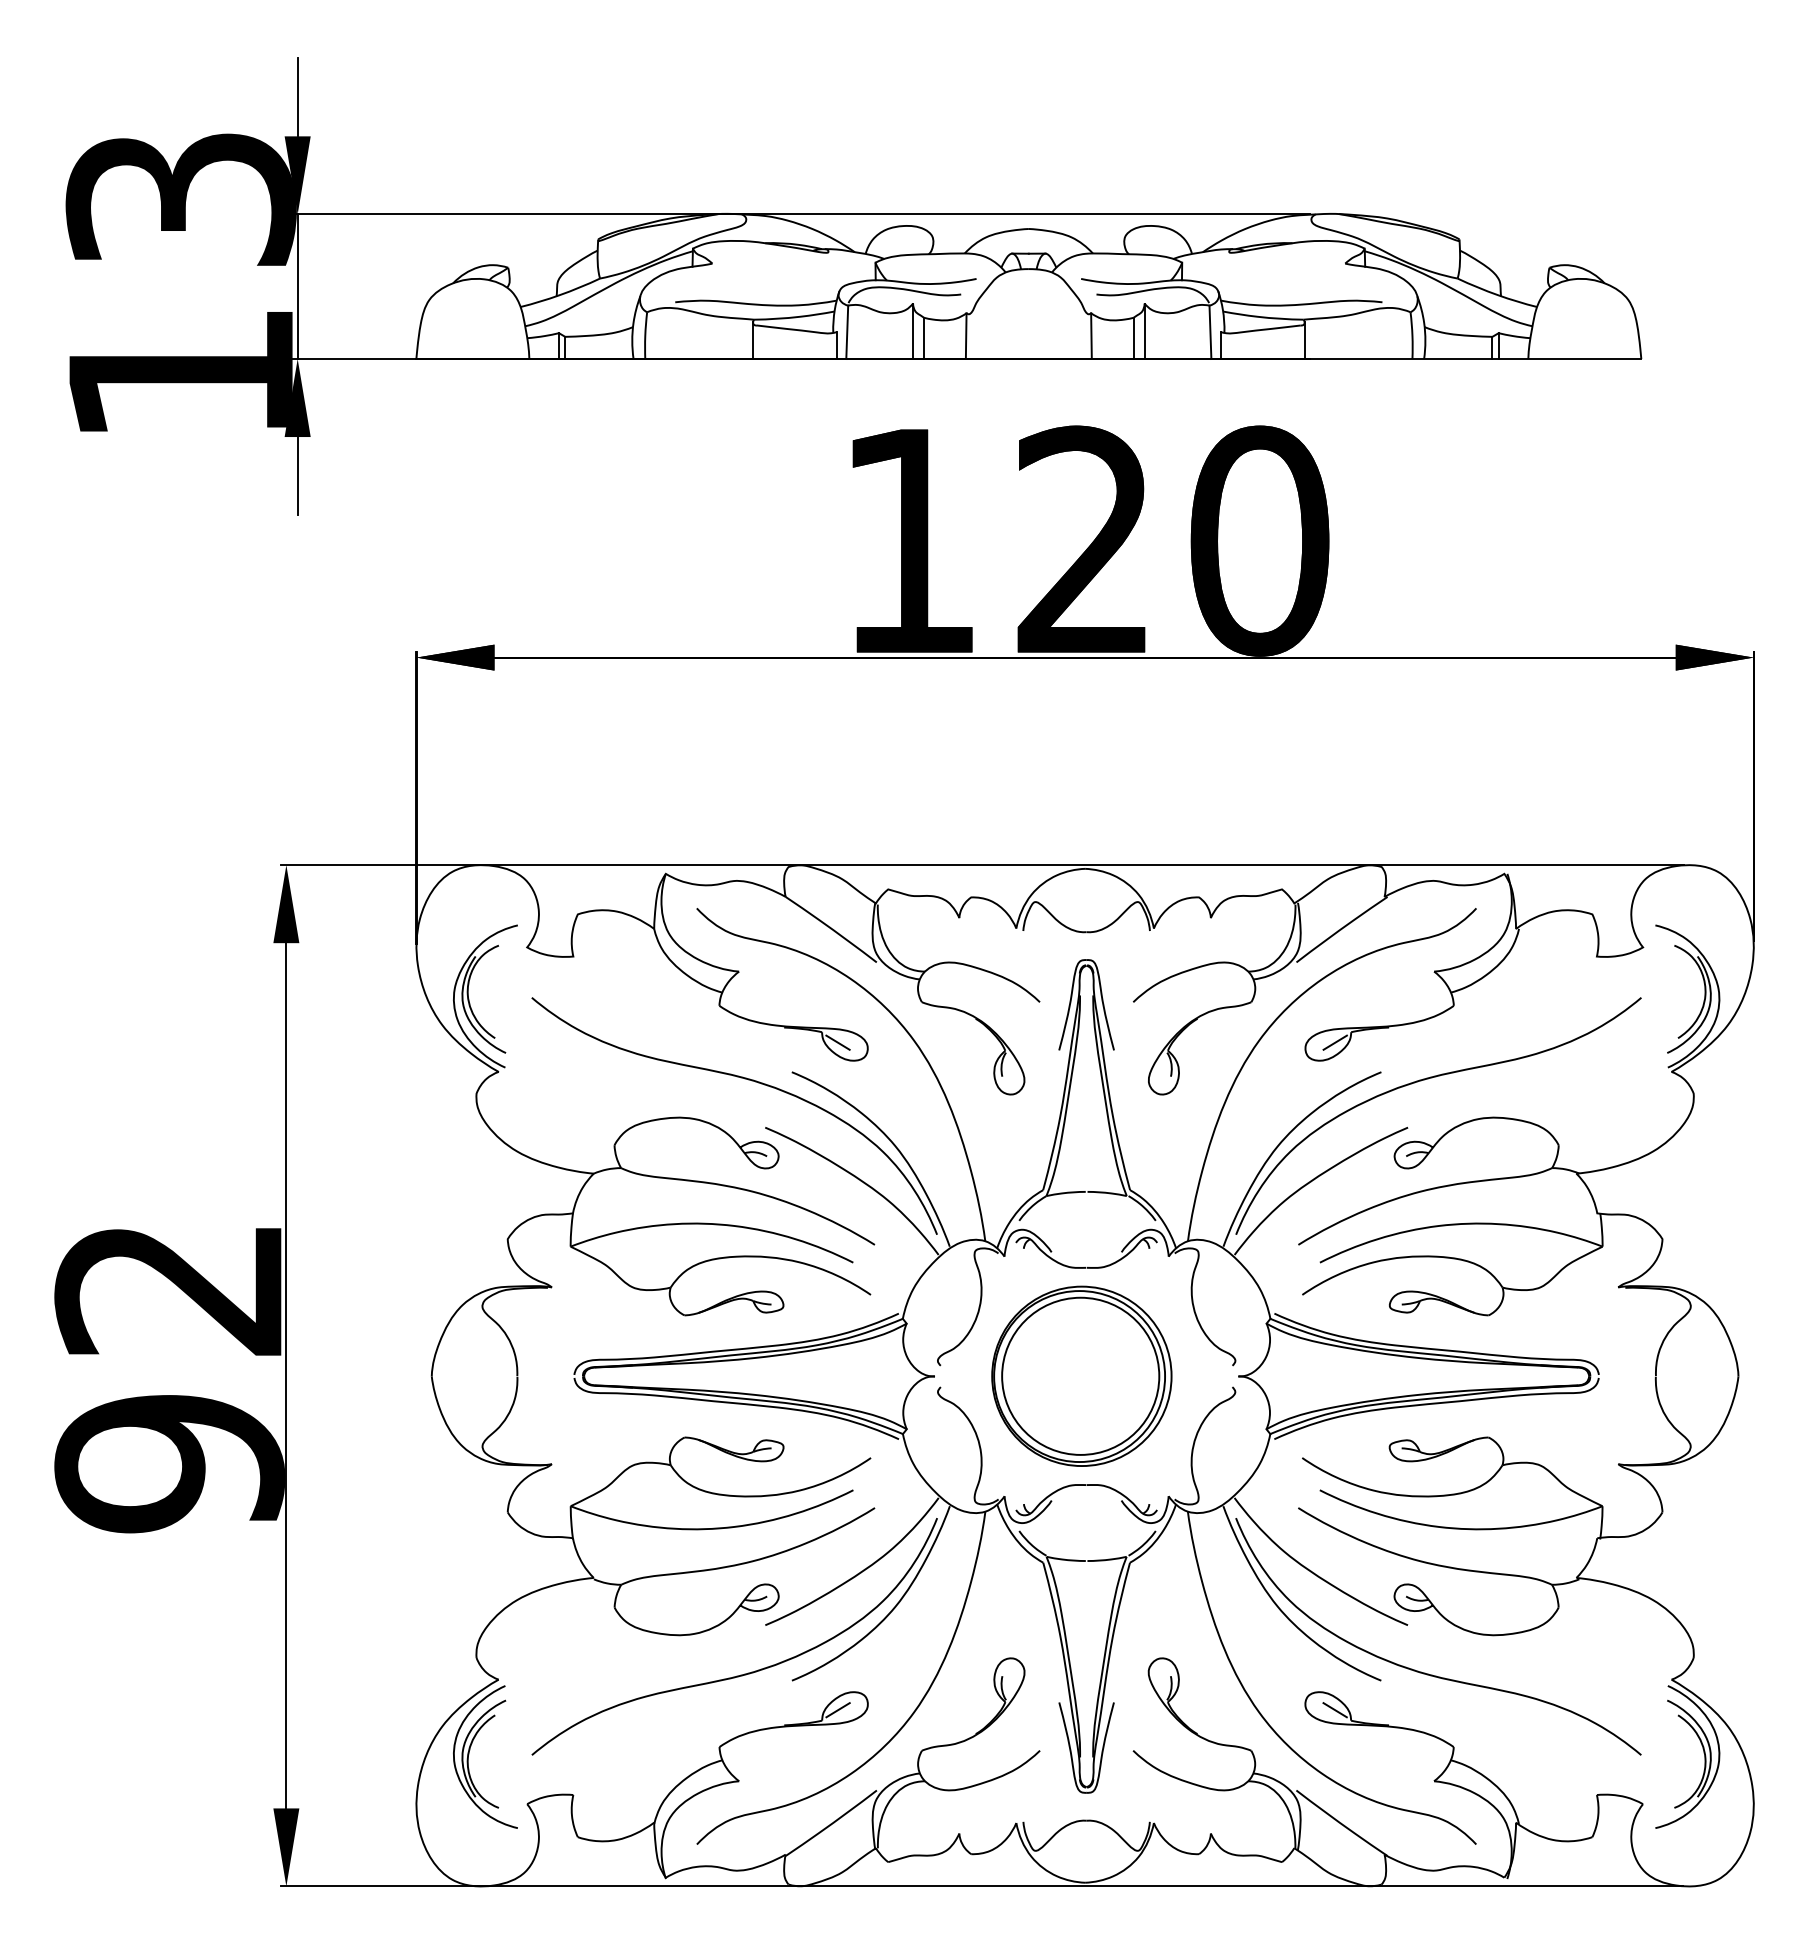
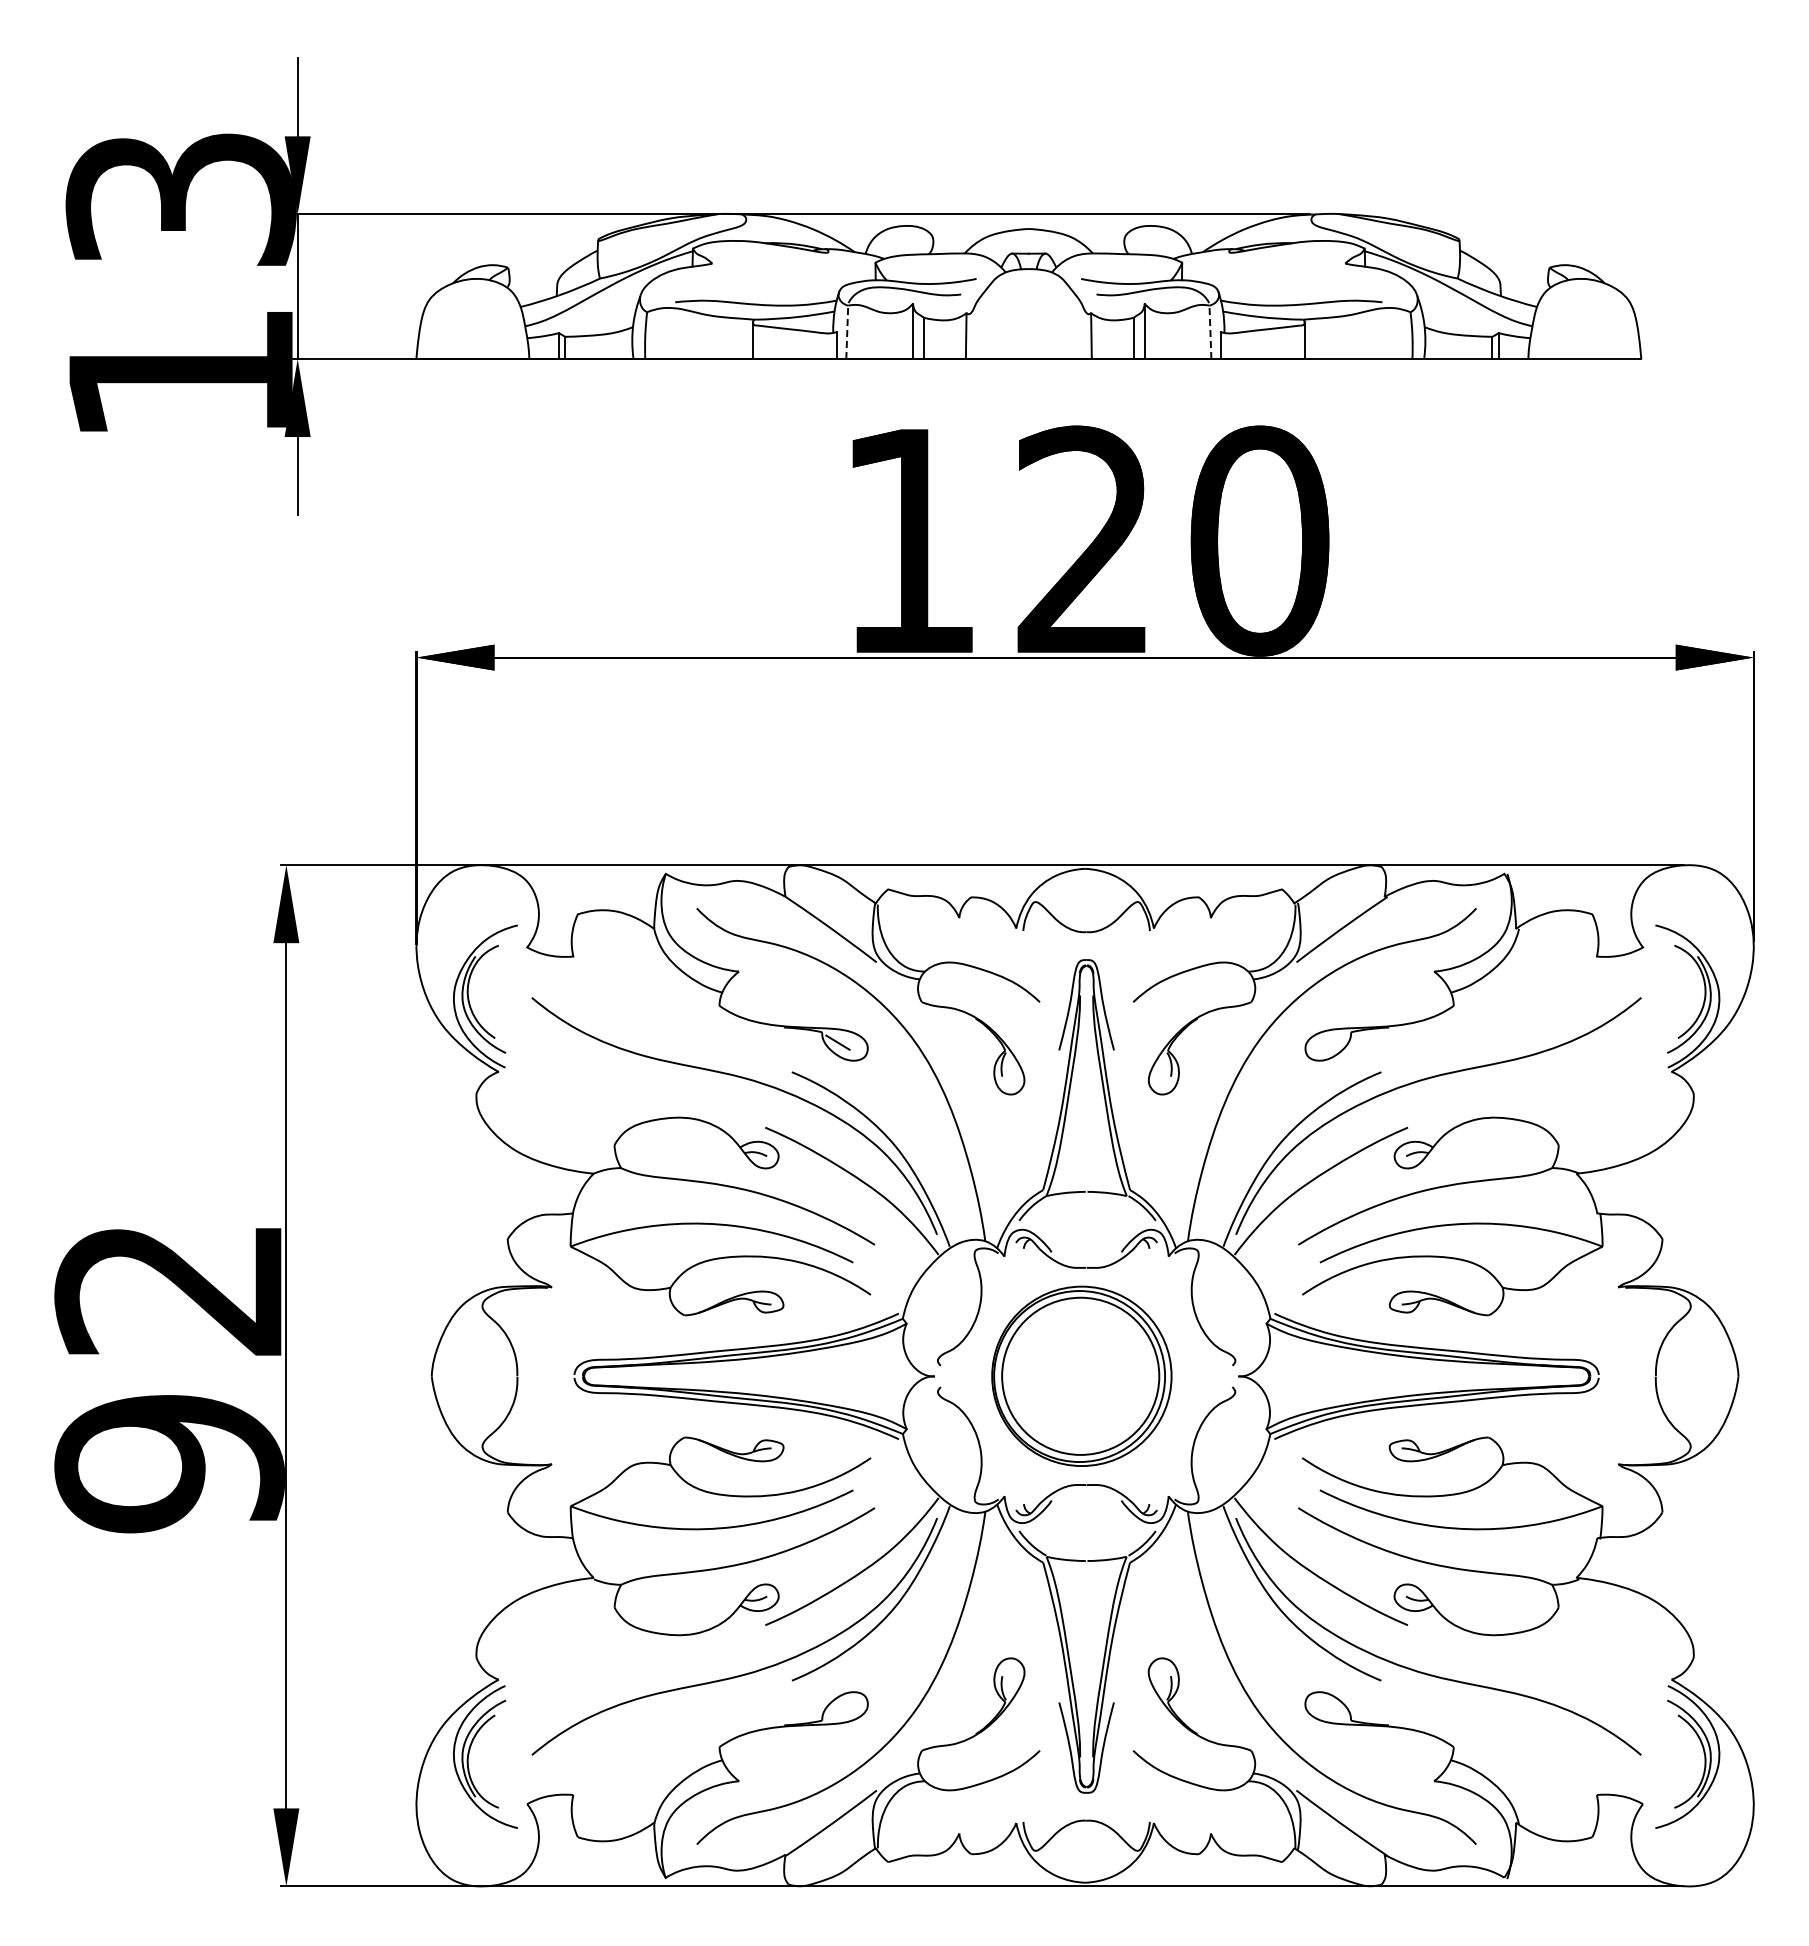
line: solid -> dashed (847, 332)
line: solid -> dashed (1210, 332)
line: present -> none (1334, 1042)
line: present -> none (837, 1710)
line: present -> none (1334, 1710)
